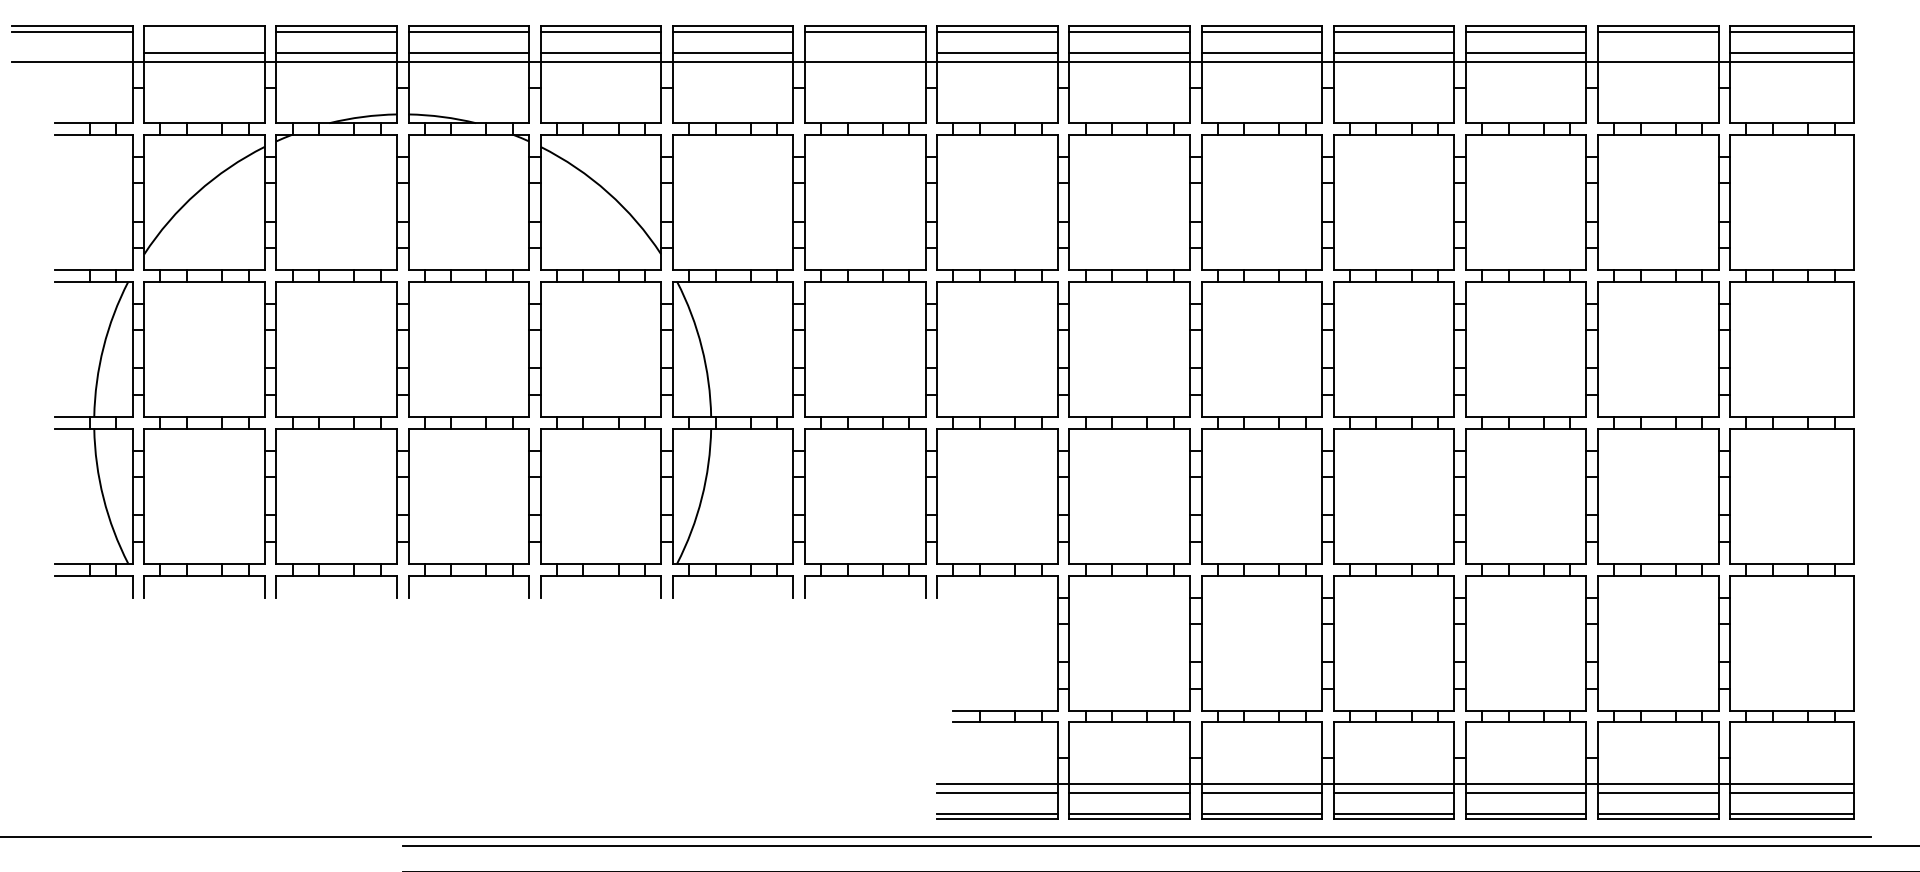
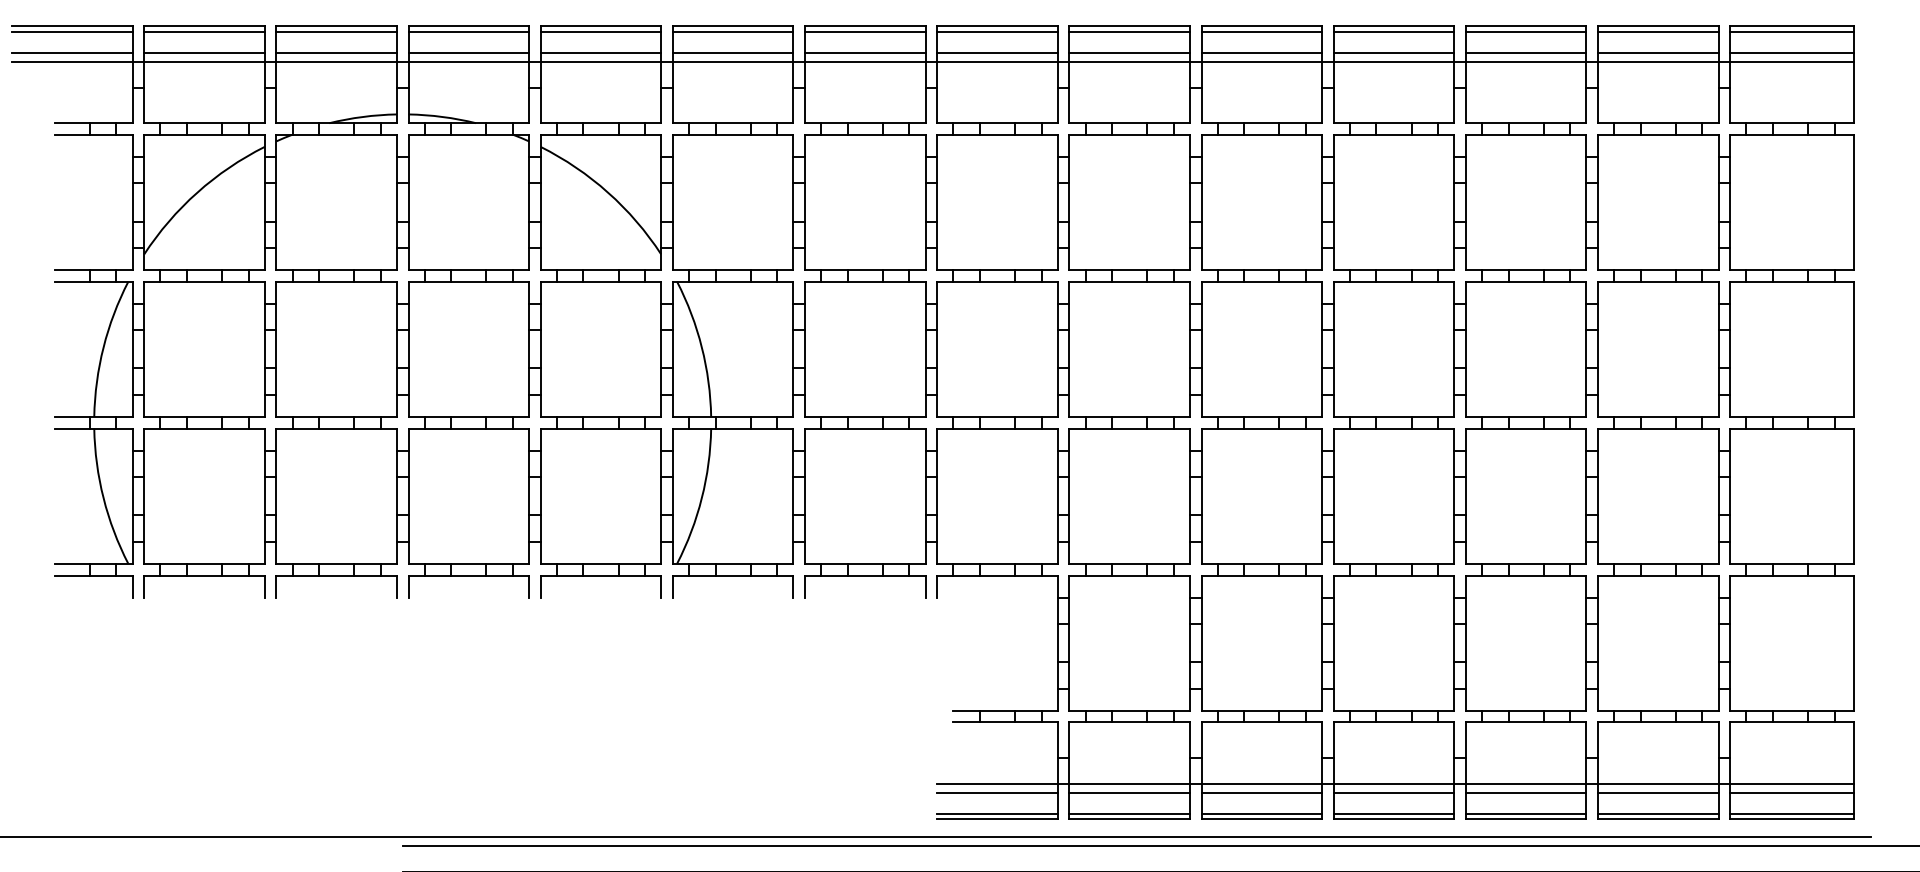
line: none -> present (204, 31)
line: none -> present (72, 52)
line: none -> present (865, 52)
line: none -> present (1658, 52)
